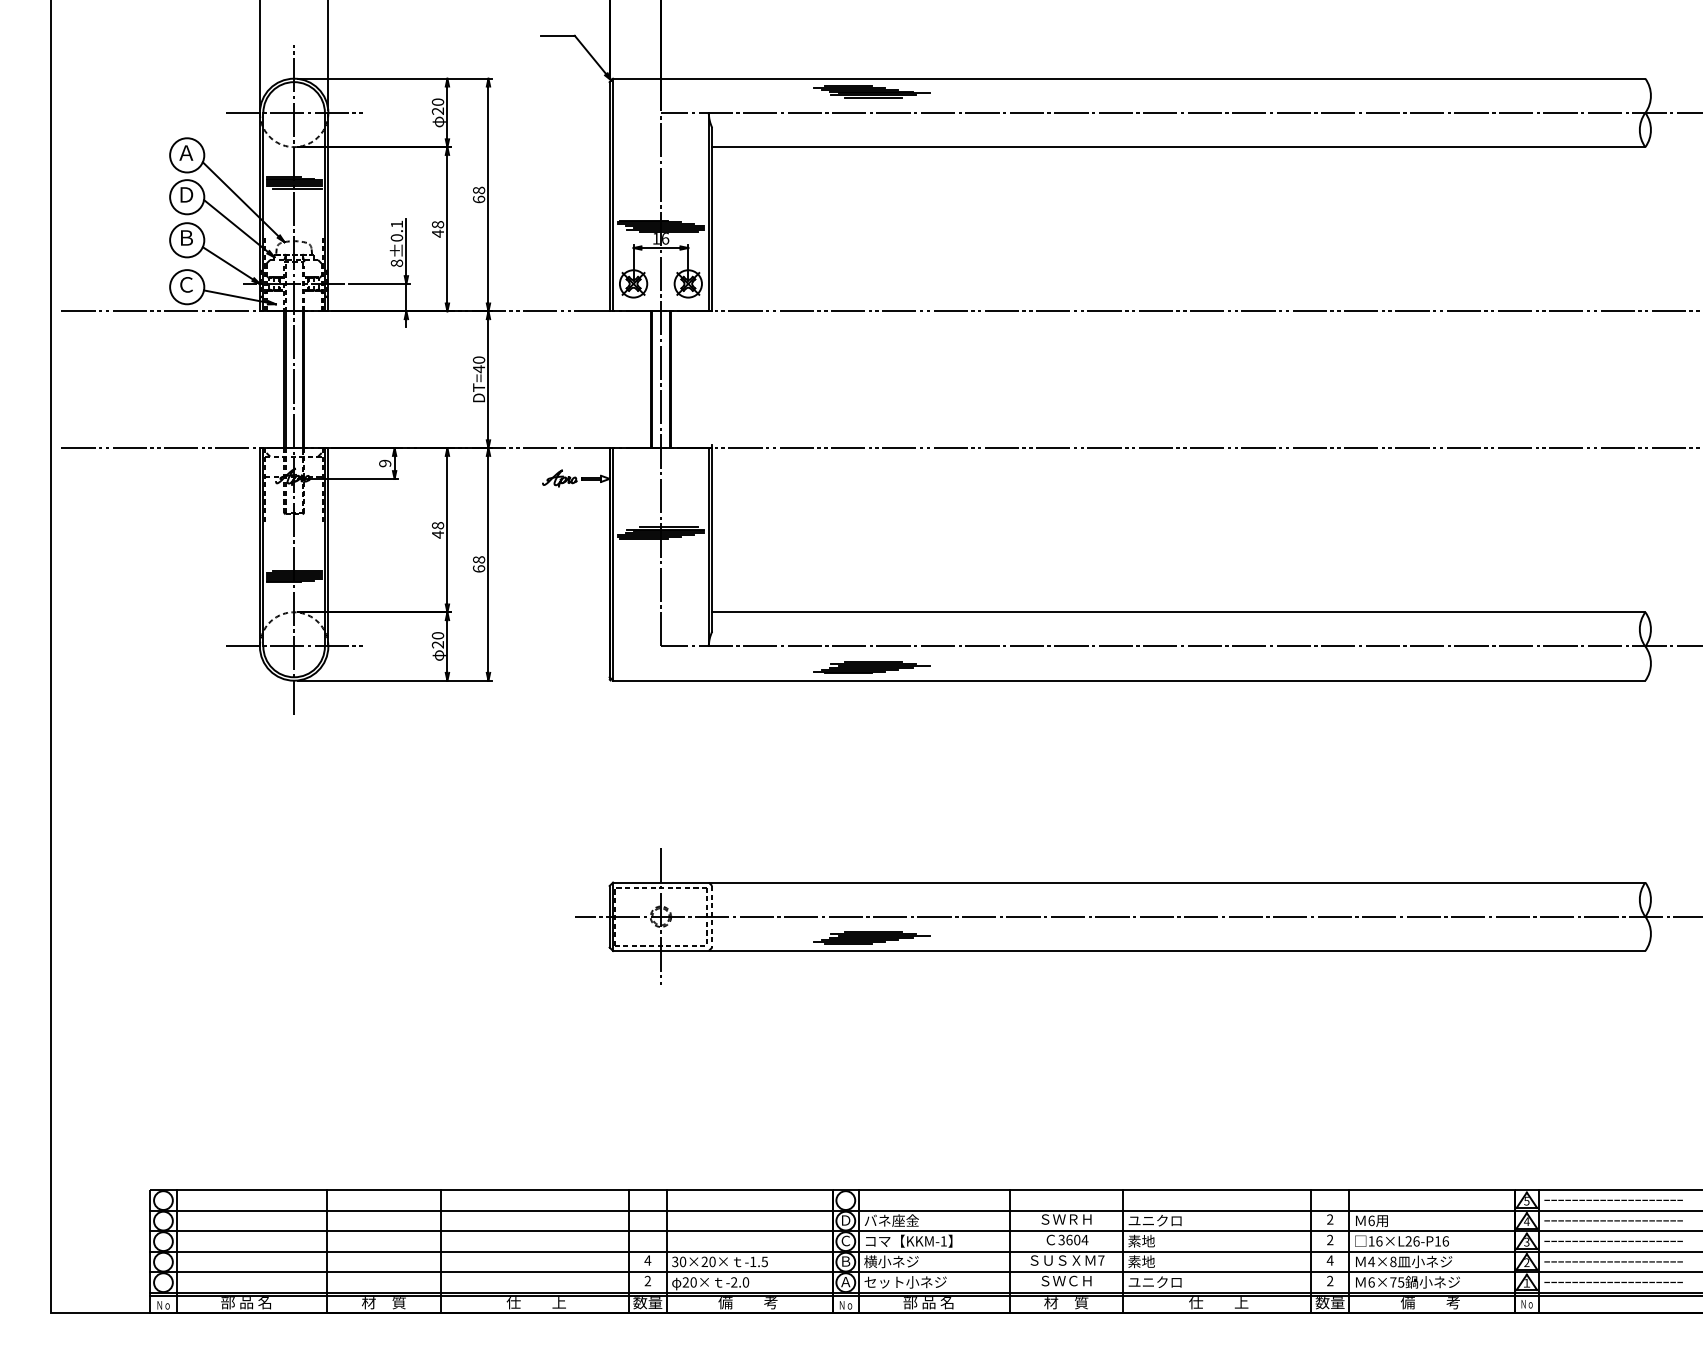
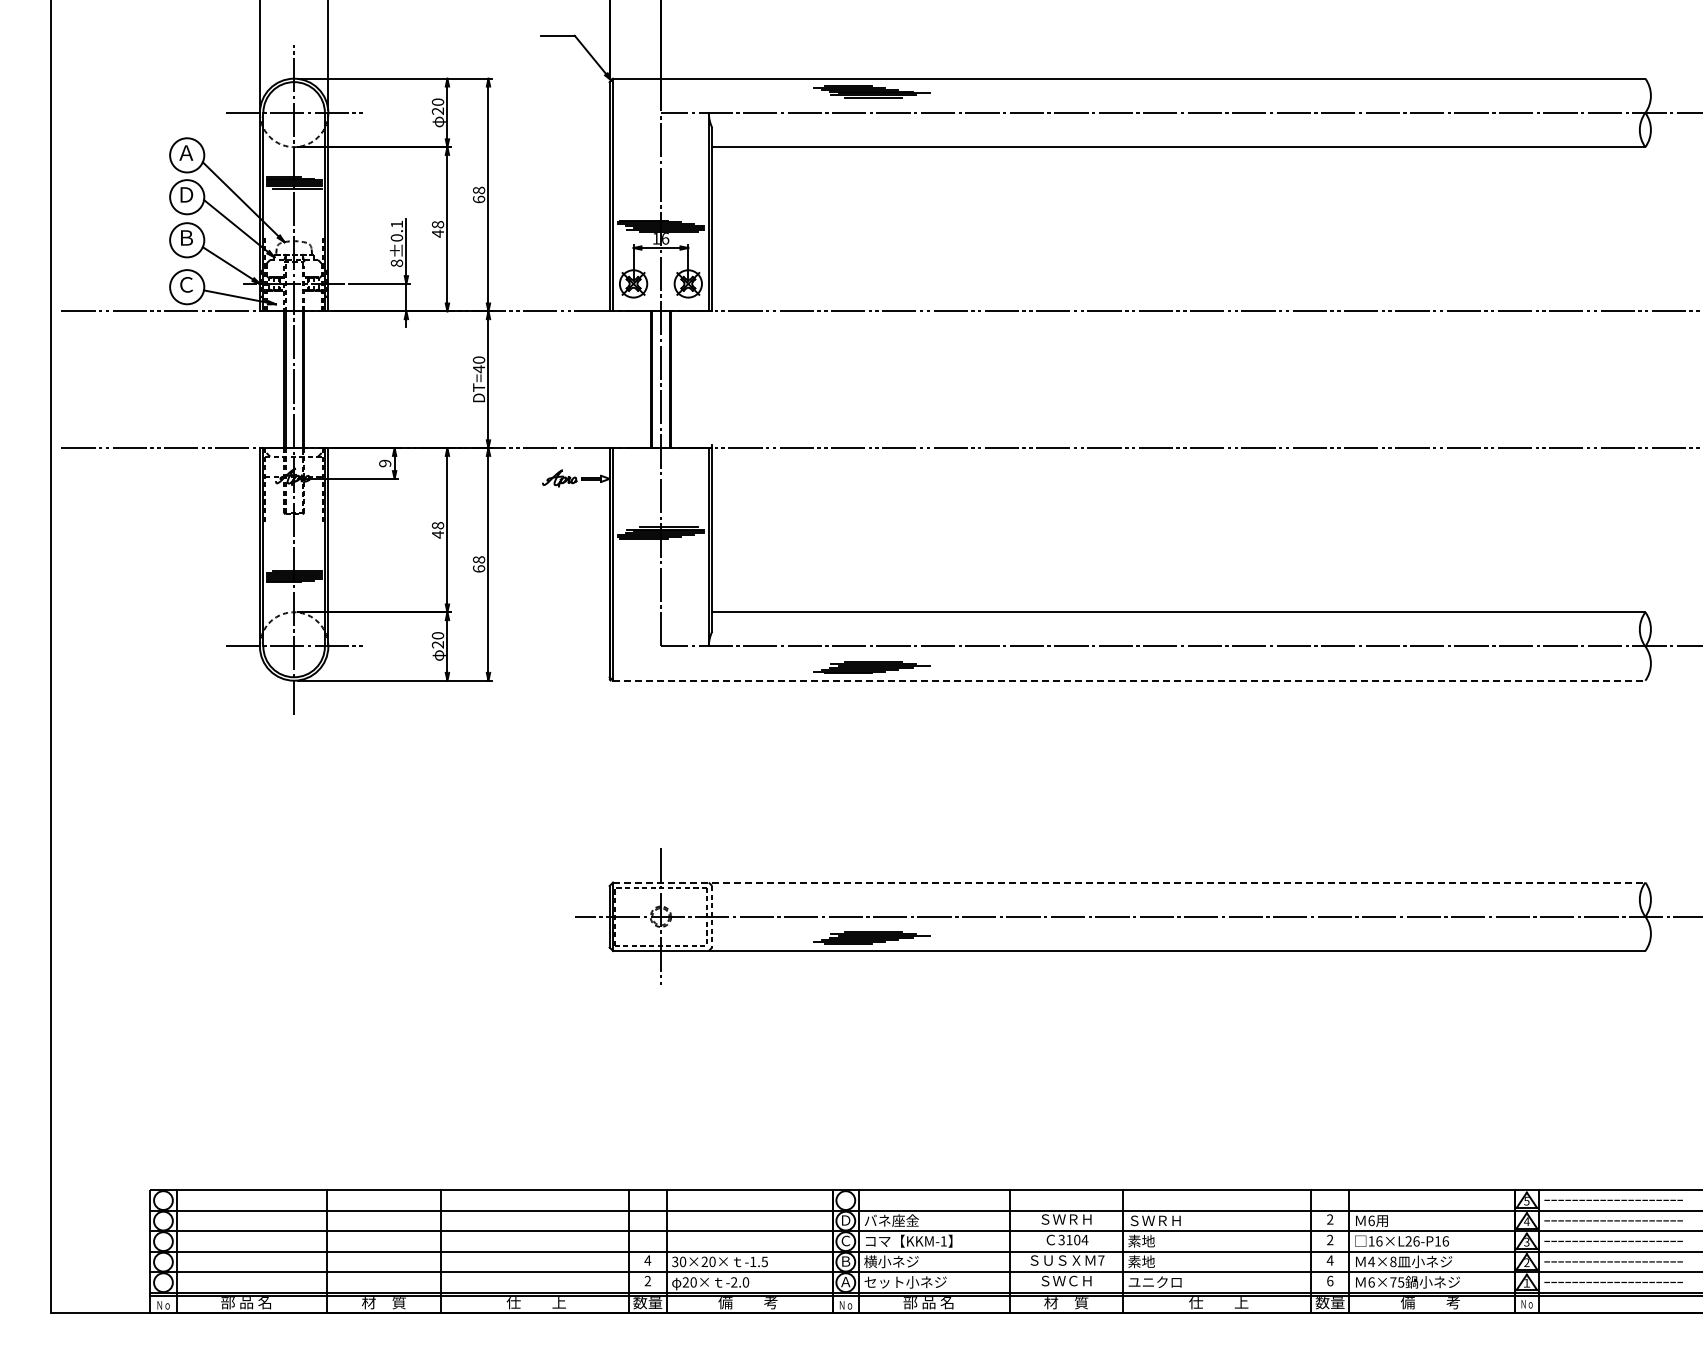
line: solid -> dashed (1129, 680)
line: solid -> dashed (1129, 882)
text: ユニクロ -> ＳＷＲＨ (1154, 1220)
text: 3604 -> 3104 (1069, 1239)
text: 2 -> 6 (1330, 1280)
